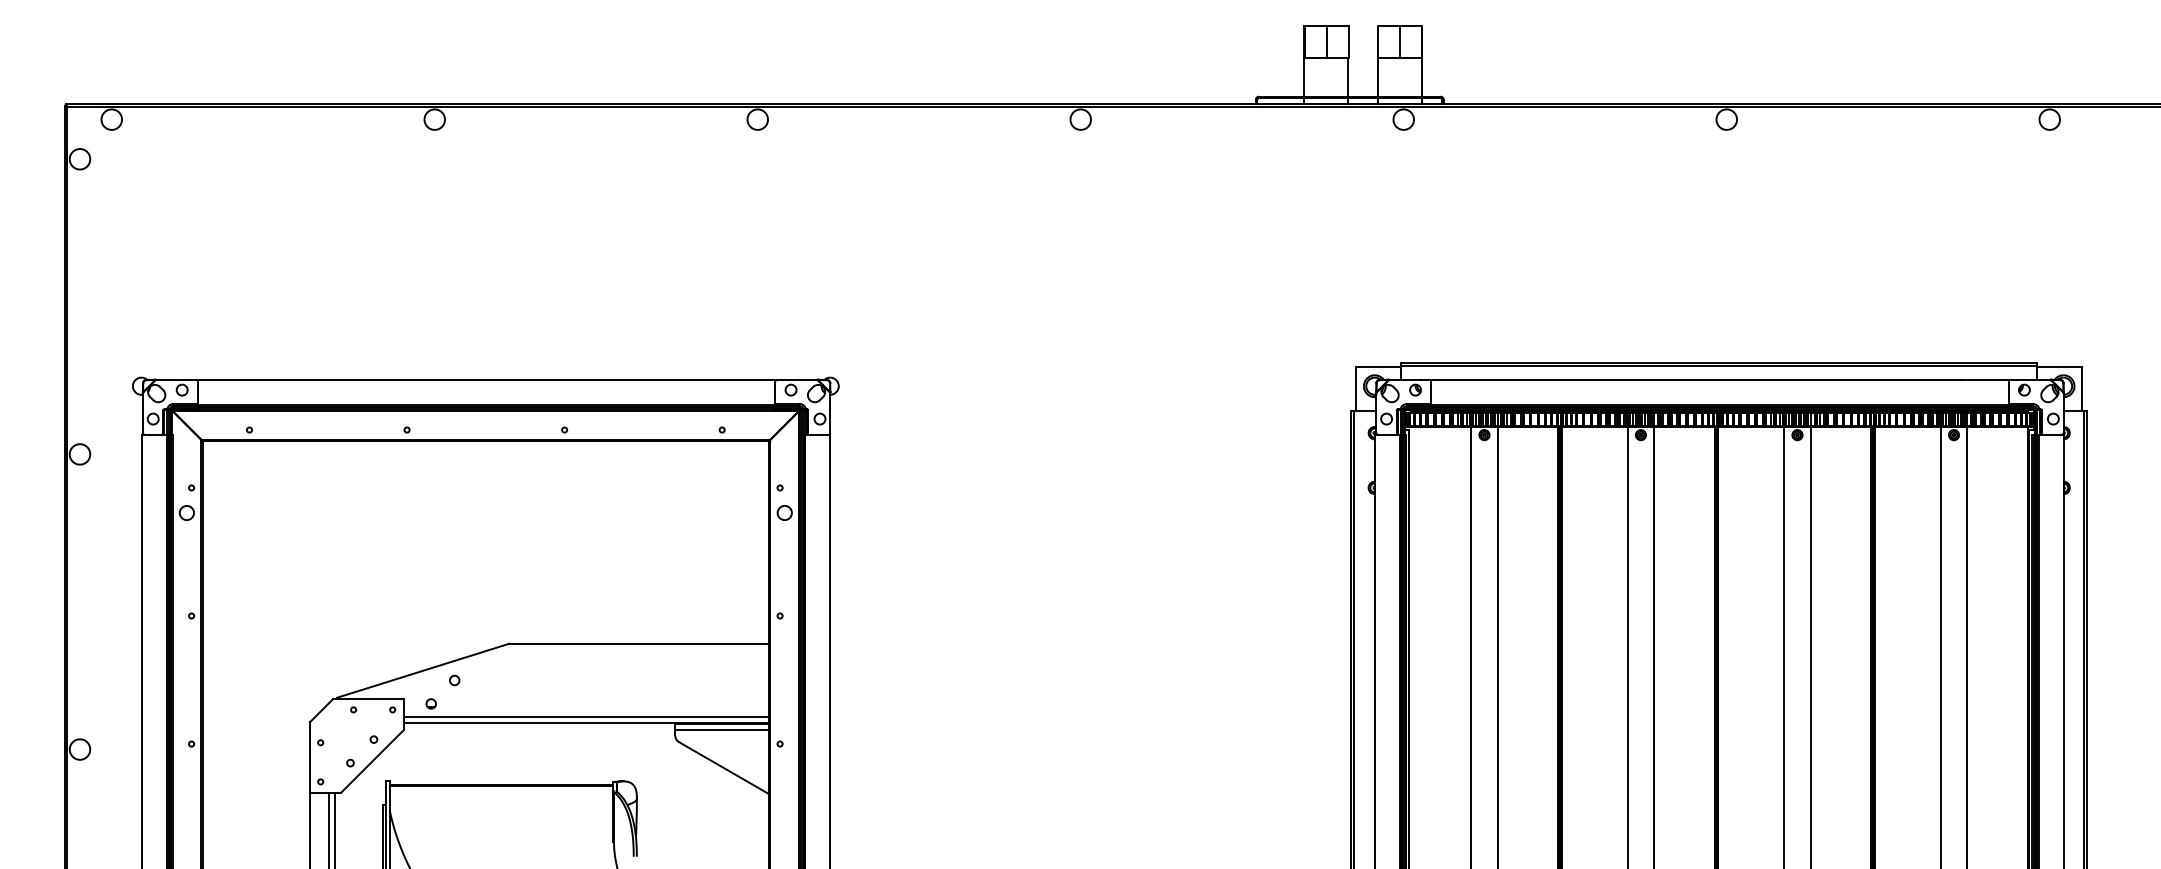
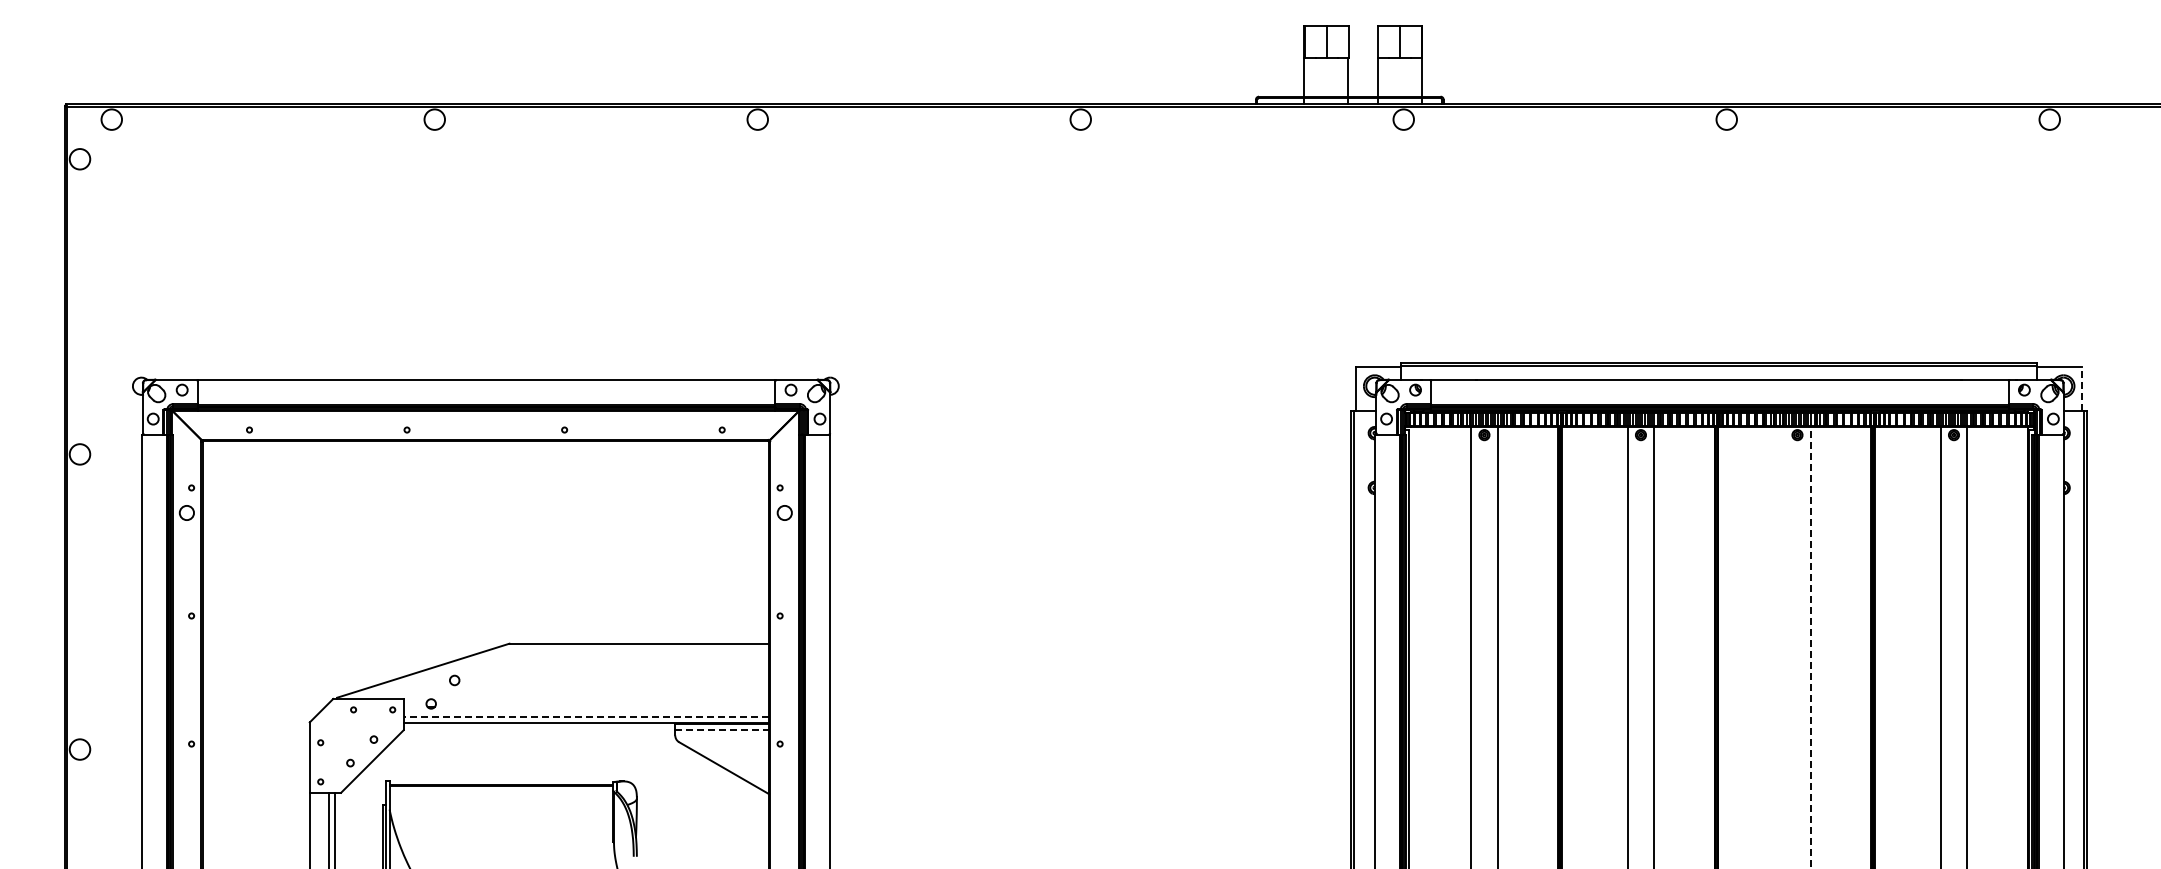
line: solid -> dashed (2082, 389)
line: present -> none (1784, 646)
line: solid -> dashed (1810, 647)
line: solid -> dashed (586, 717)
line: solid -> dashed (722, 729)
